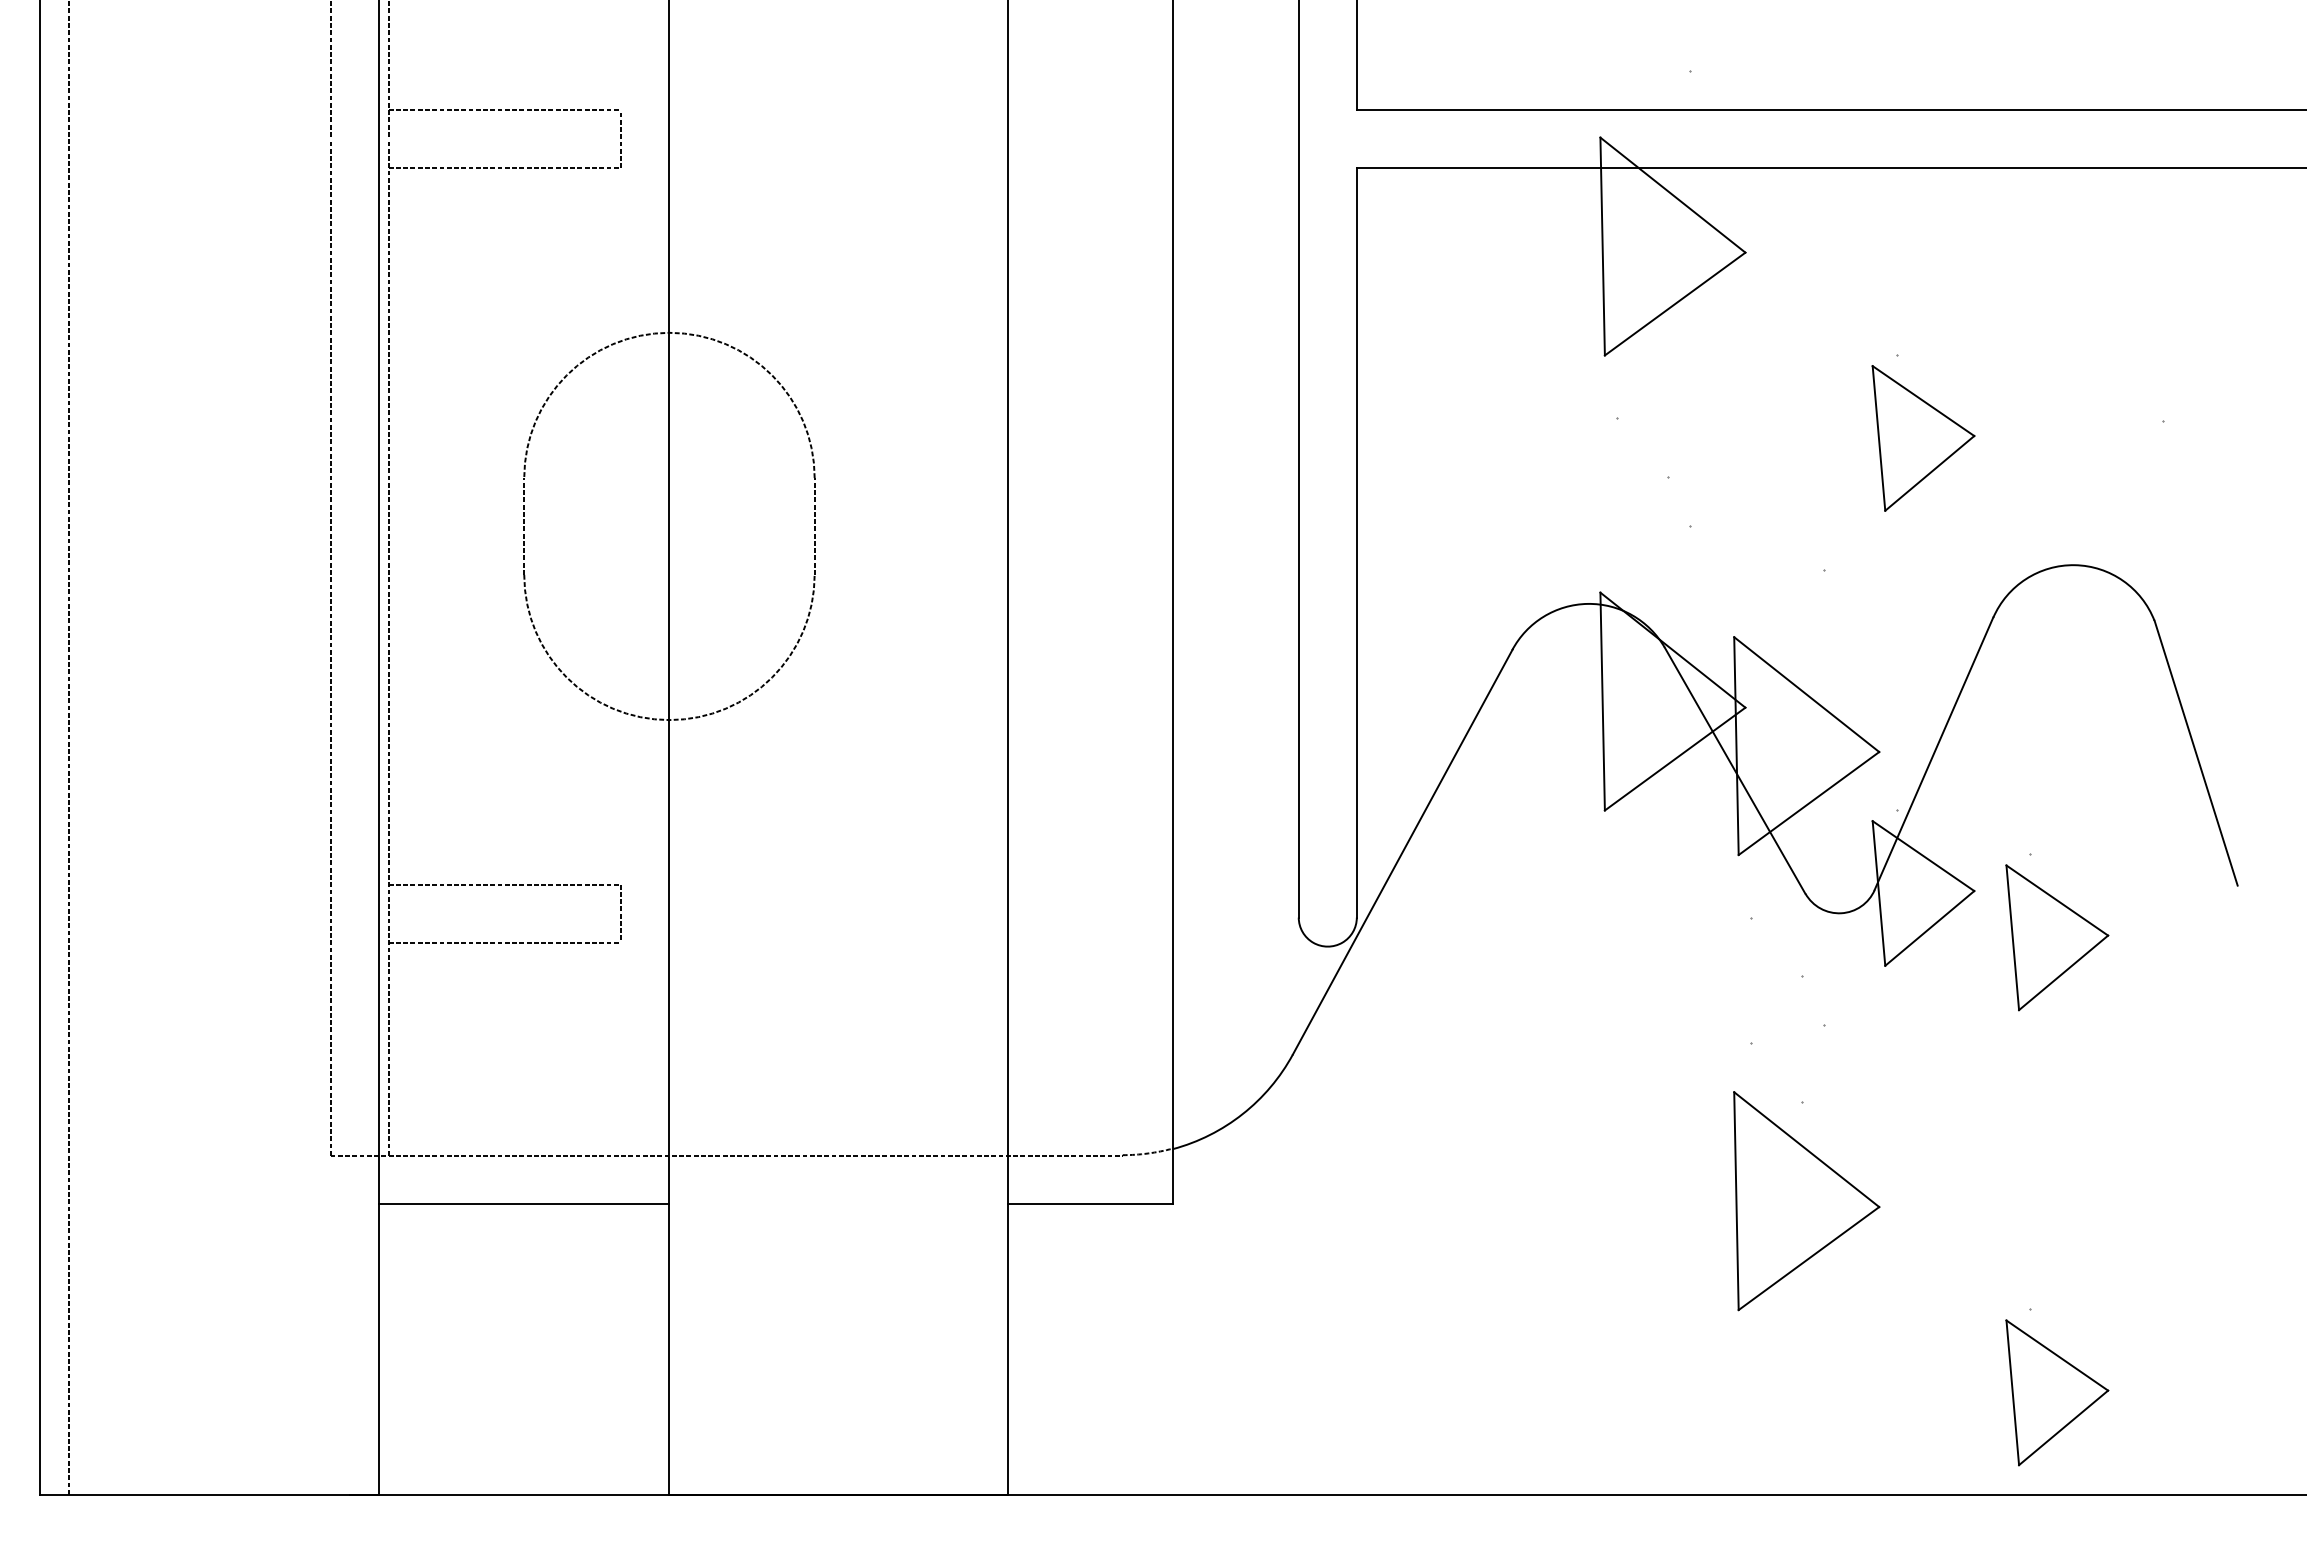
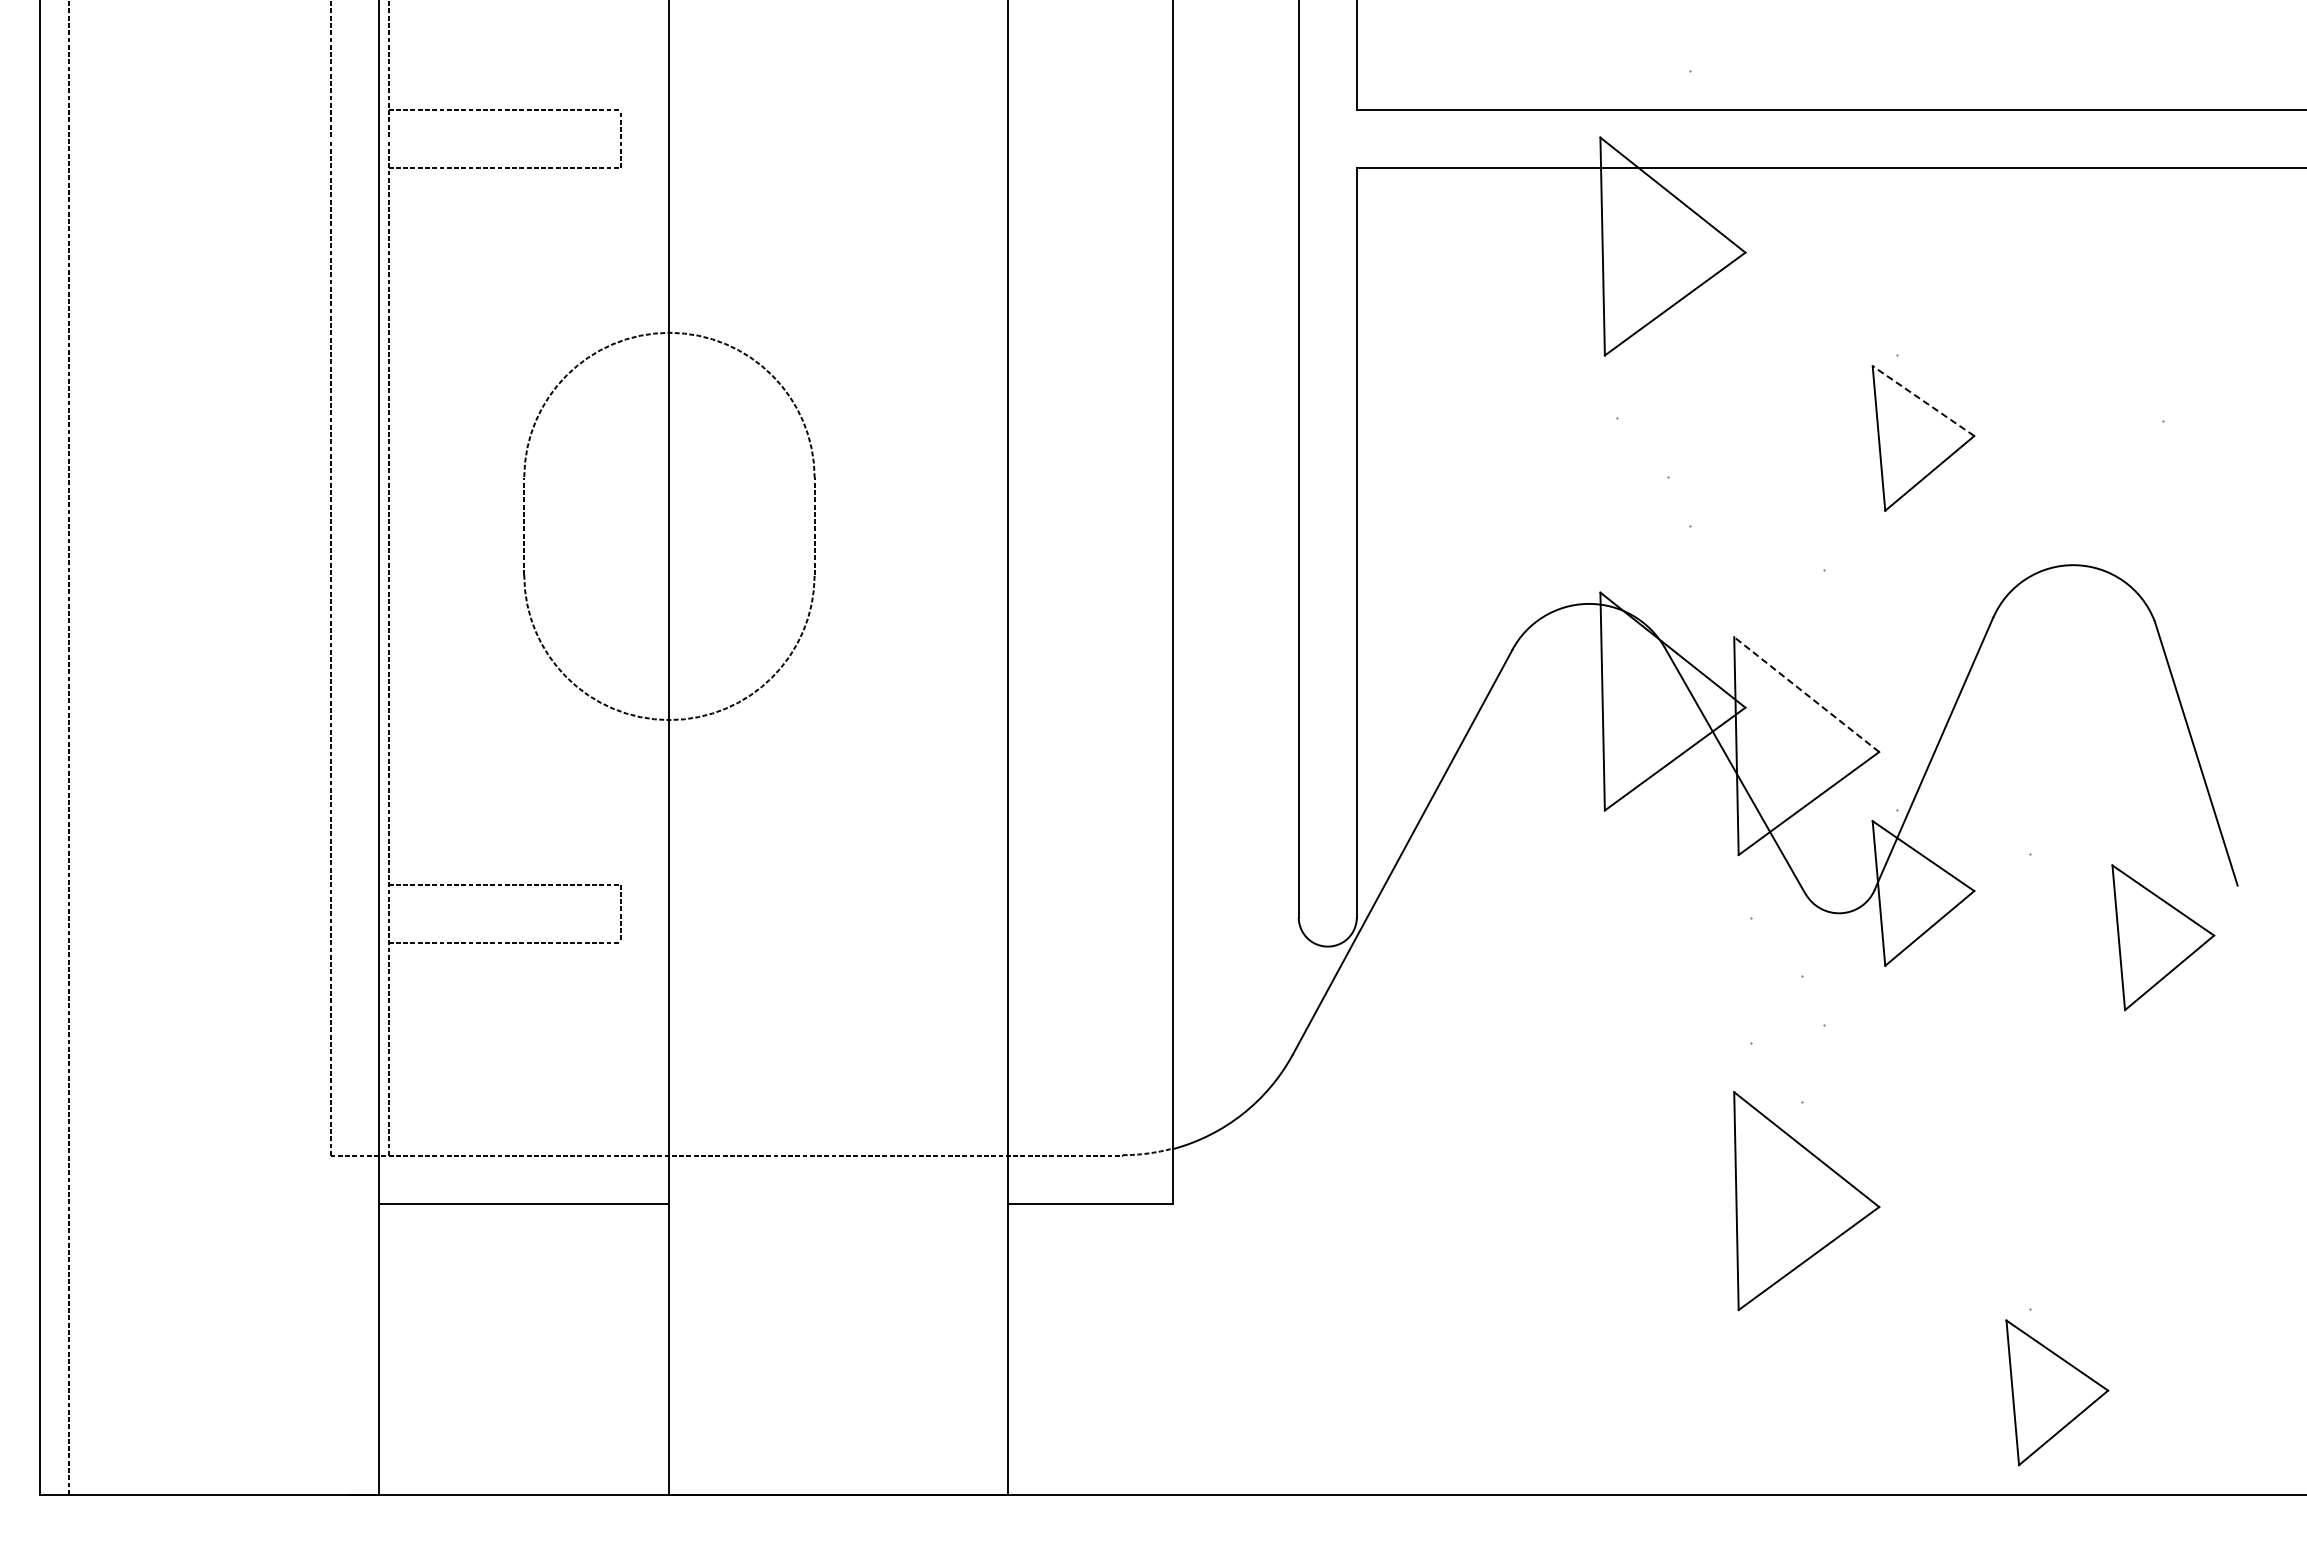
line: solid -> dashed (1923, 401)
line: solid -> dashed (1806, 694)
part position: (2057, 937) -> (2163, 937) (2163, 937)
